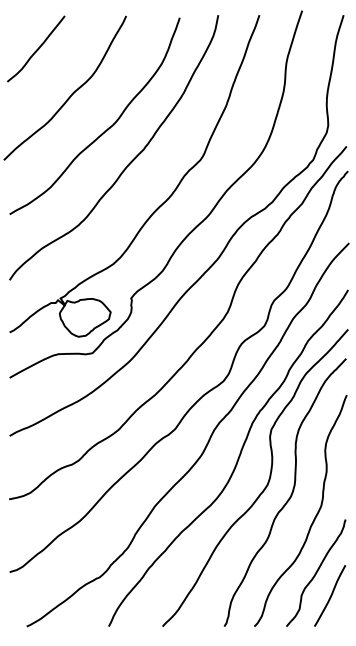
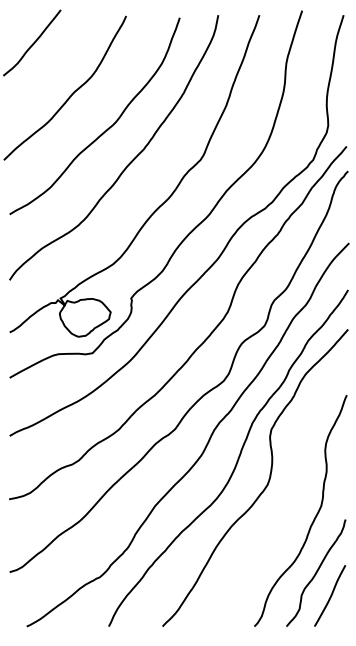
curve position: (37, 48) -> (33, 42) (33, 42)
curve: present -> none (290, 494)
